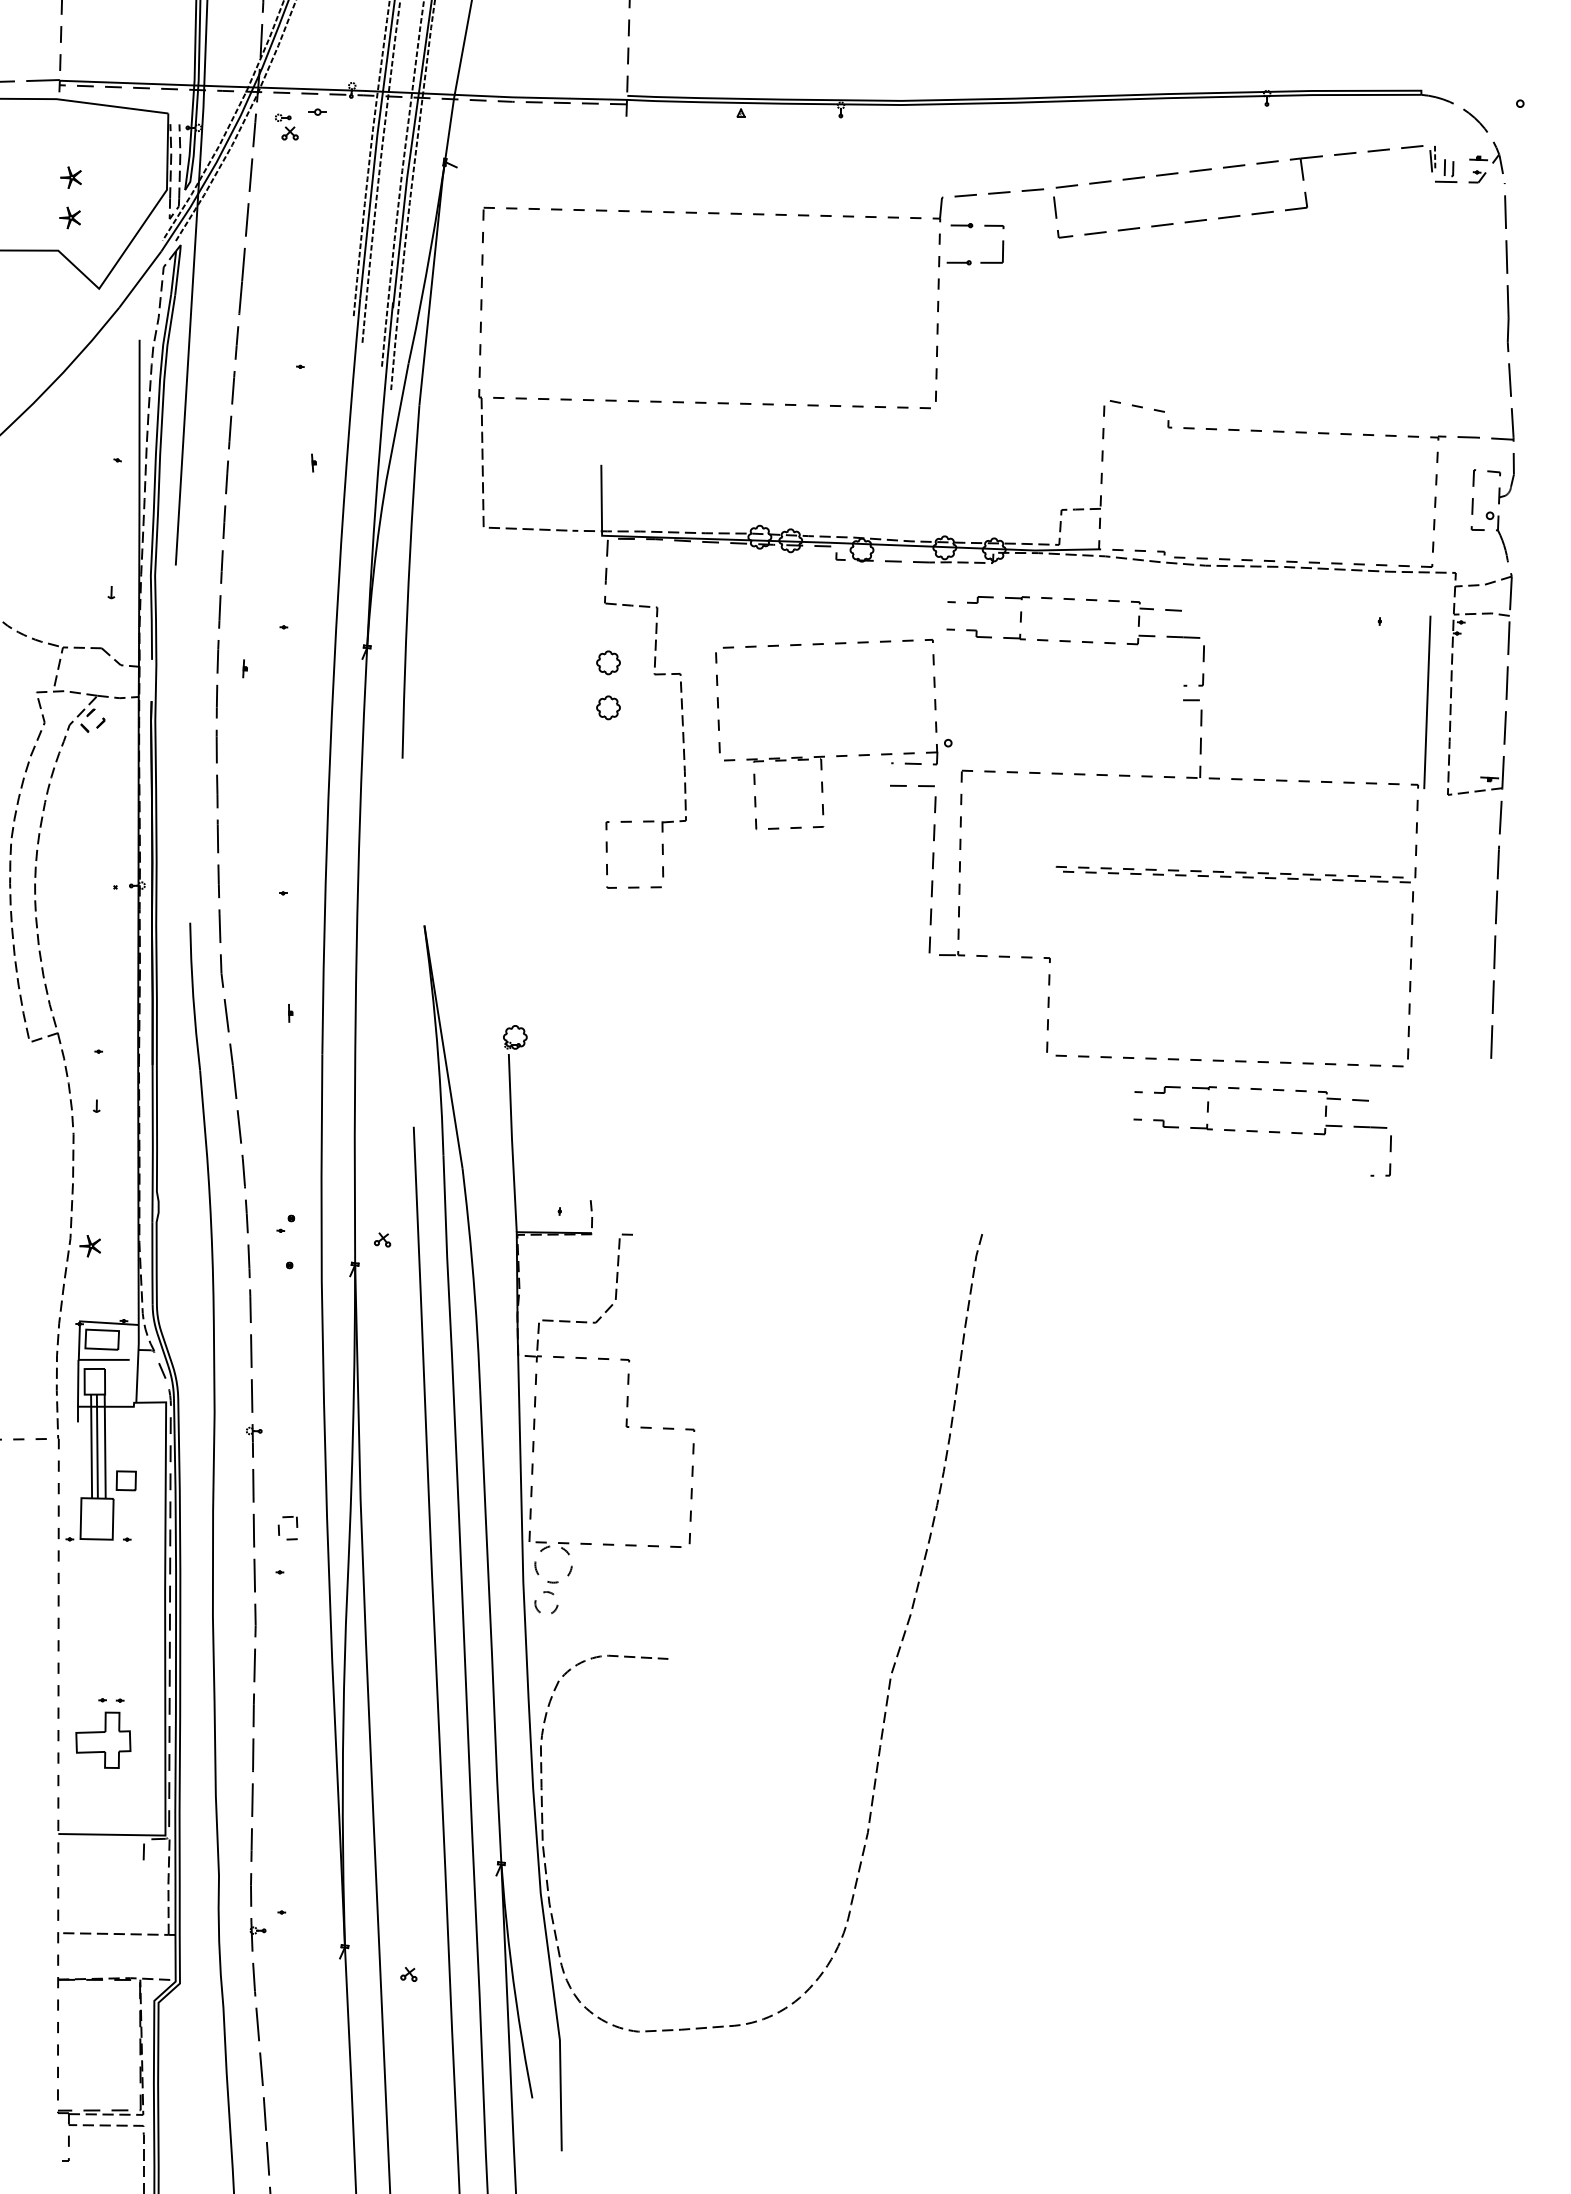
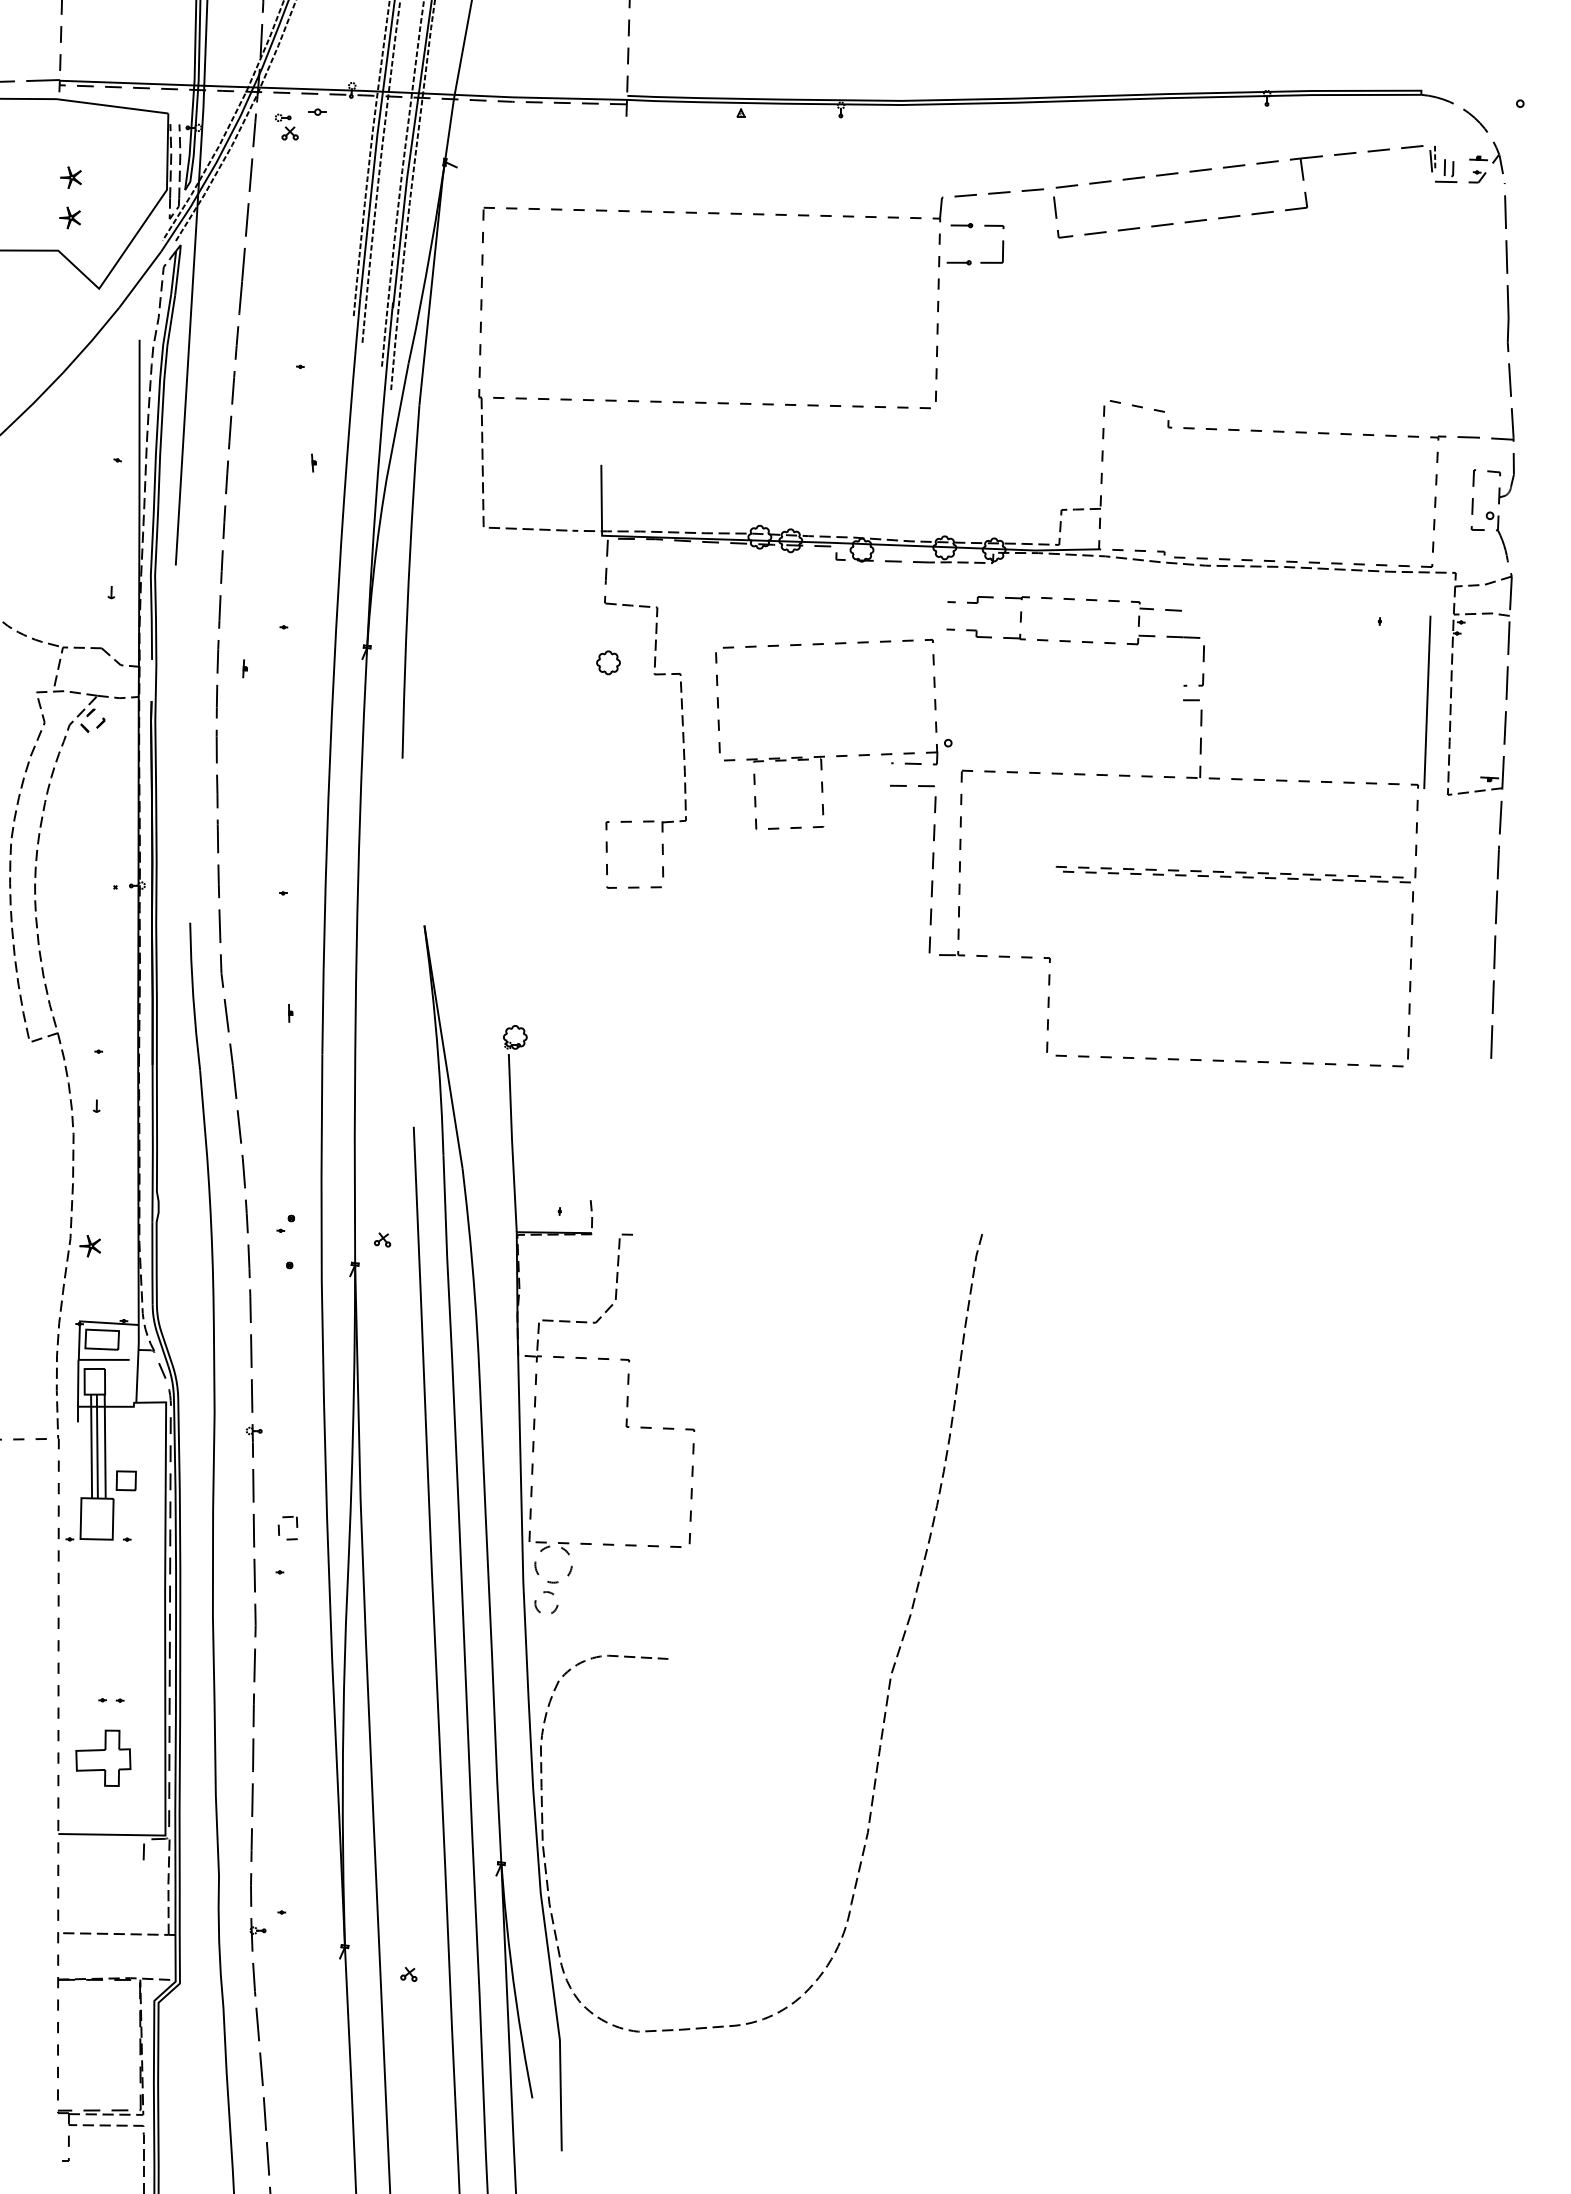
part: present -> none (608, 707)
part: present -> none (1262, 1131)
part position: (103, 1739) -> (103, 1757) (103, 1757)
